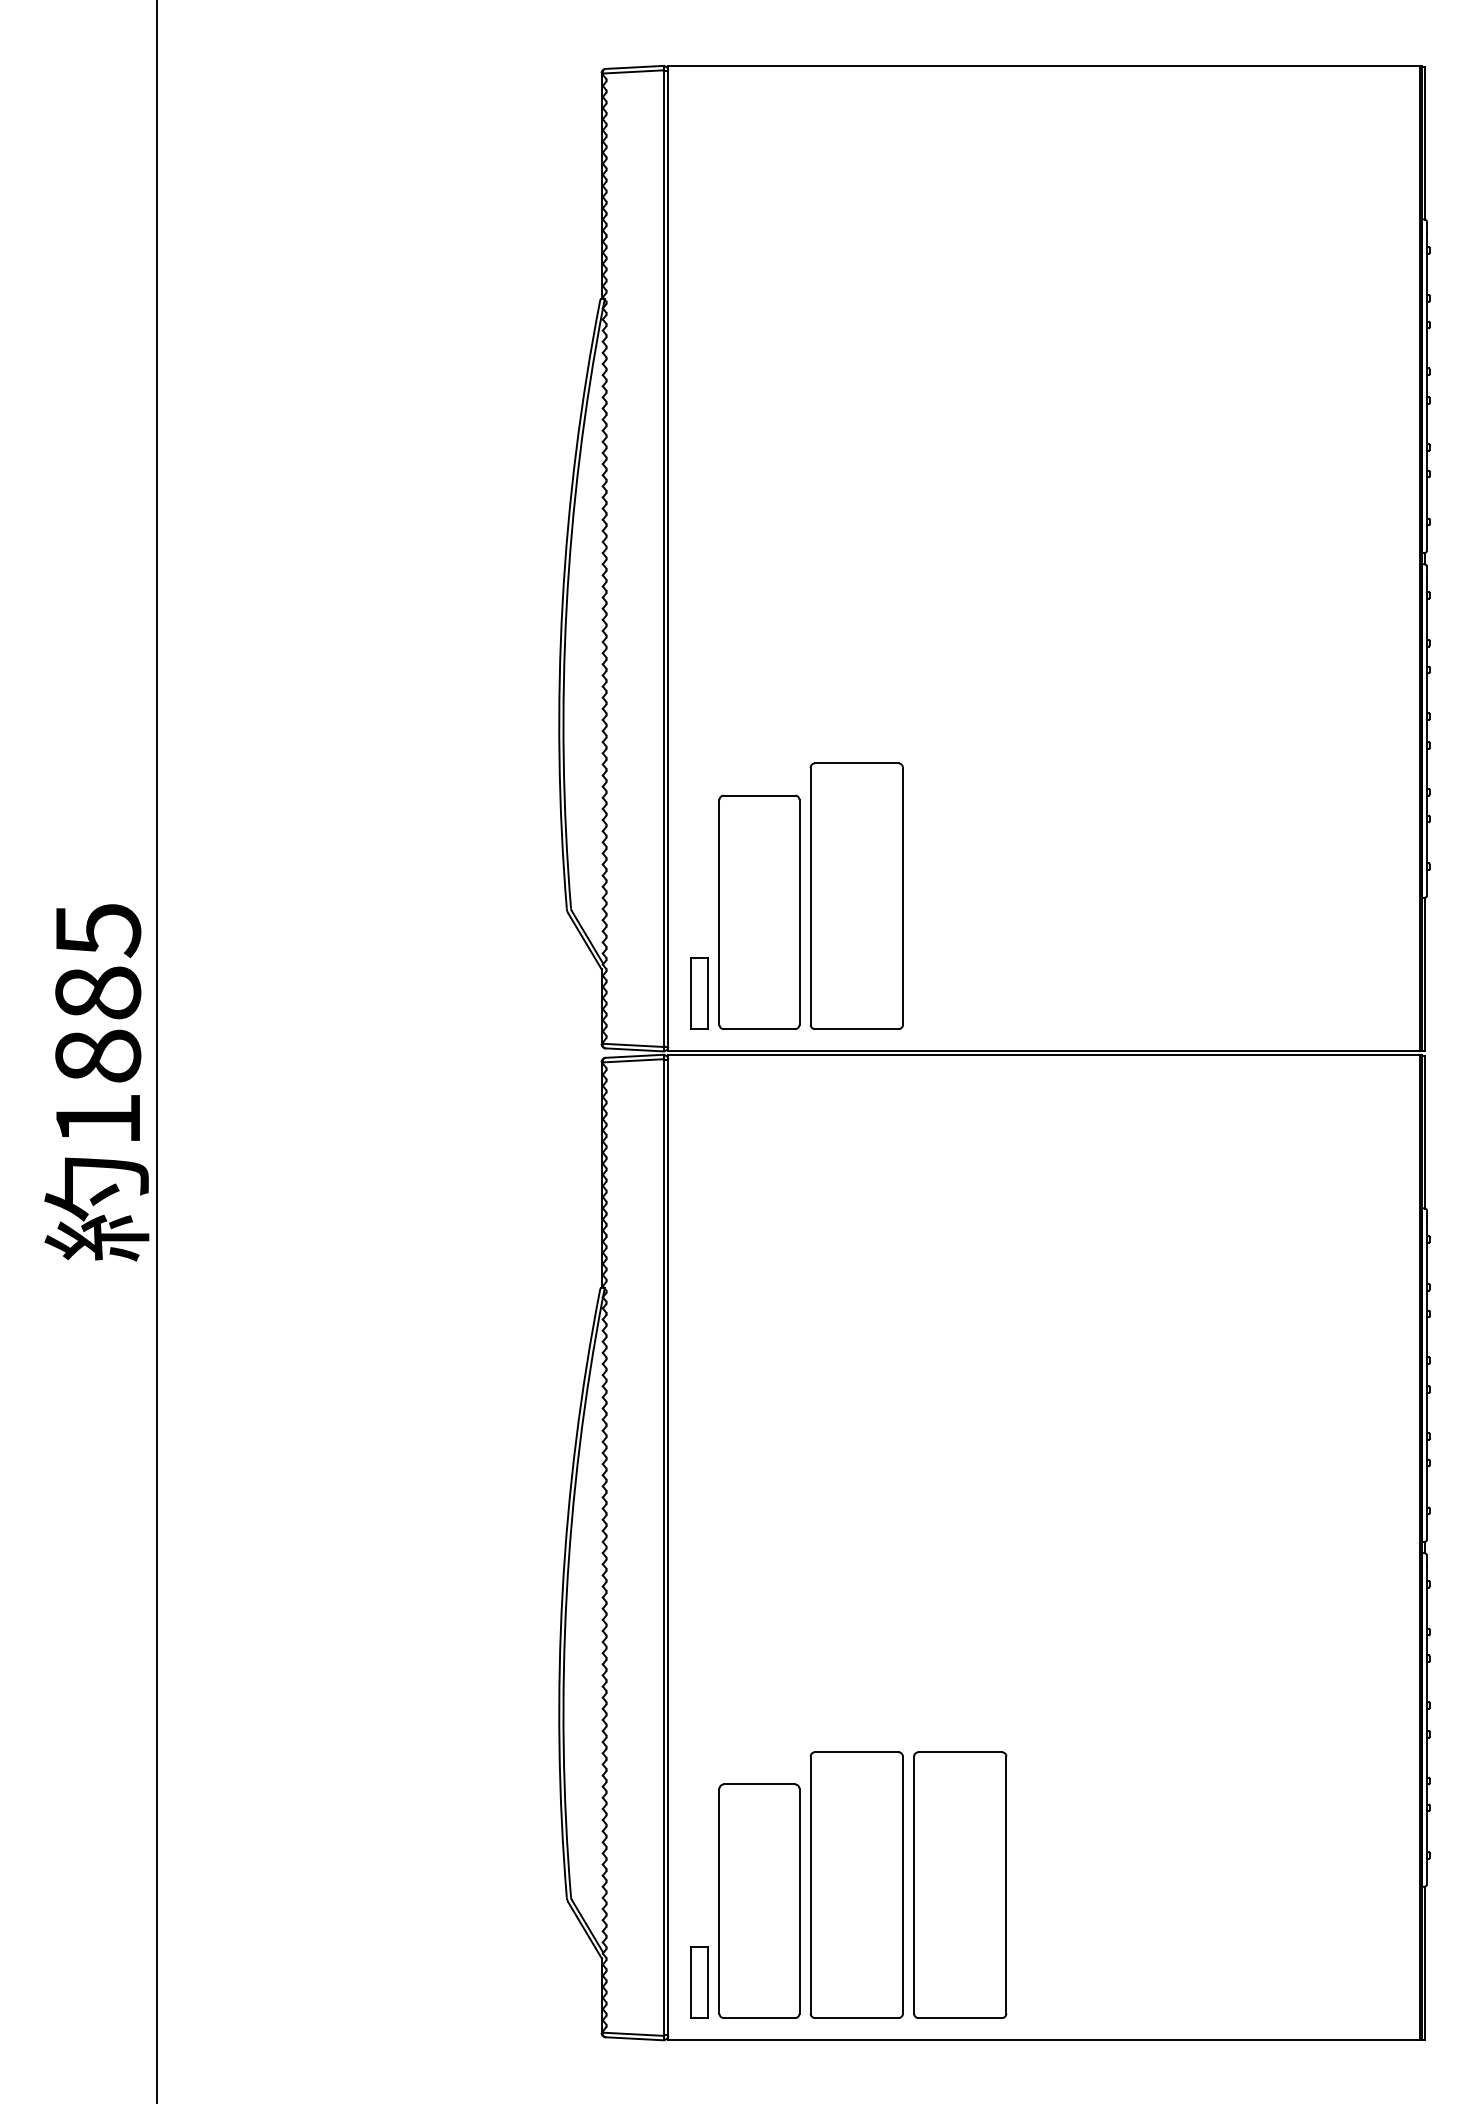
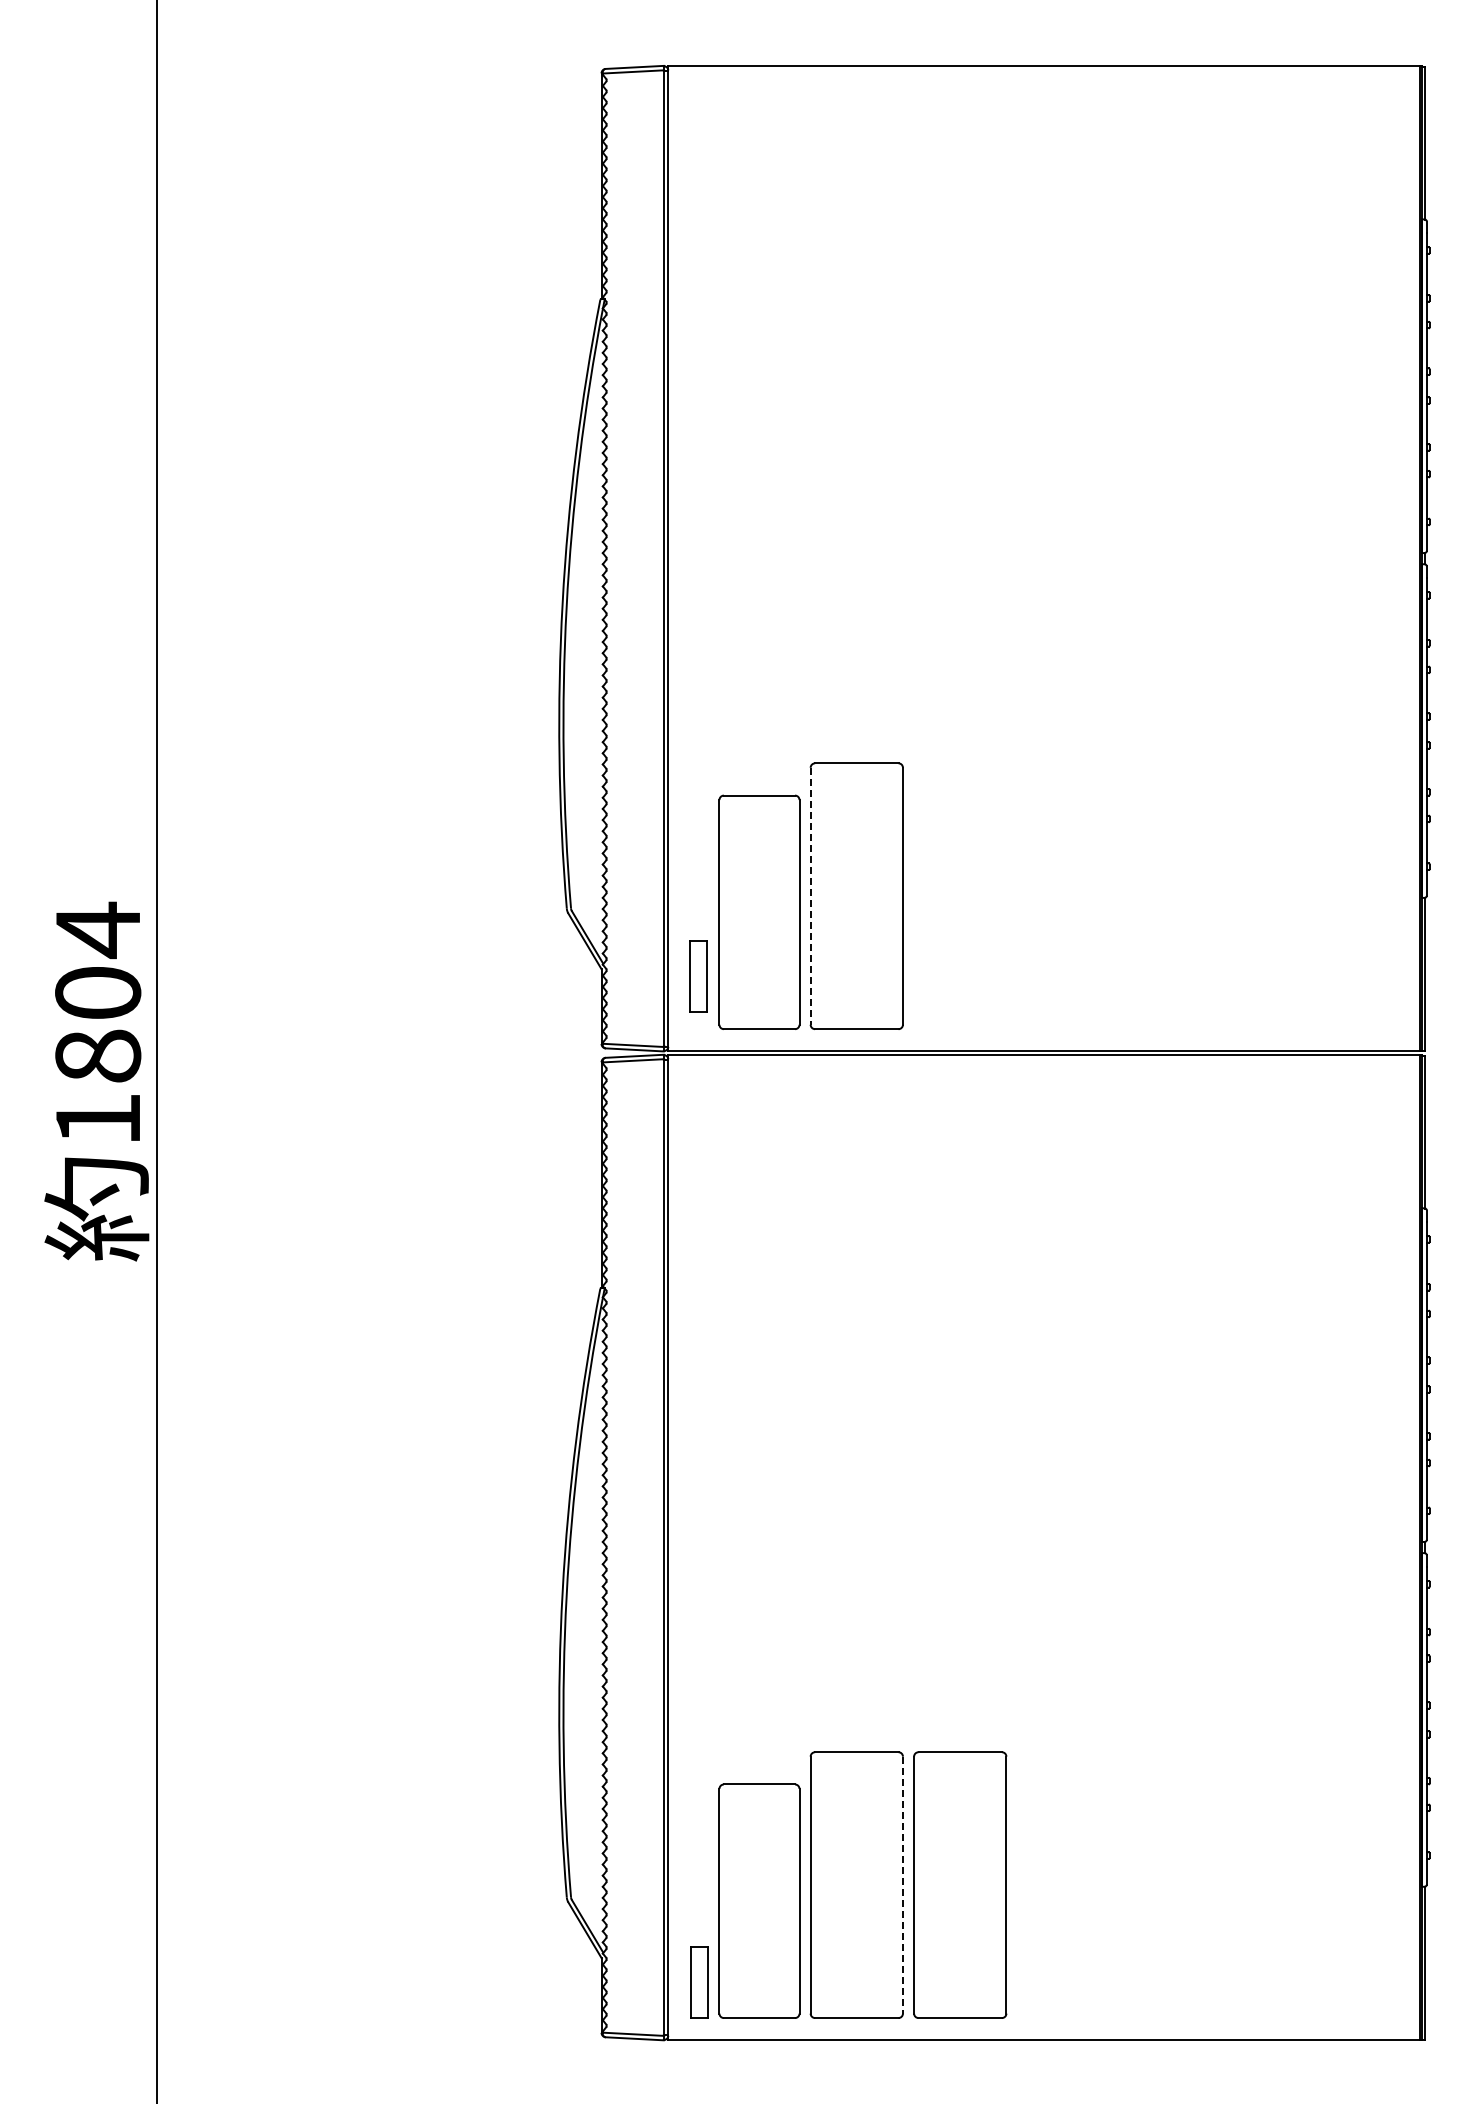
line: solid -> dashed (810, 896)
text: 1885 -> 1804 (98, 960)
part position: (699, 993) -> (698, 976) (698, 976)
line: solid -> dashed (902, 1885)
